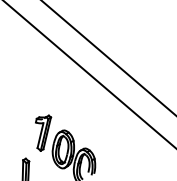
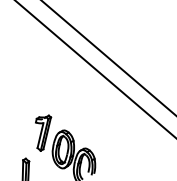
line position: (89, 74) -> (95, 69) (95, 69)
